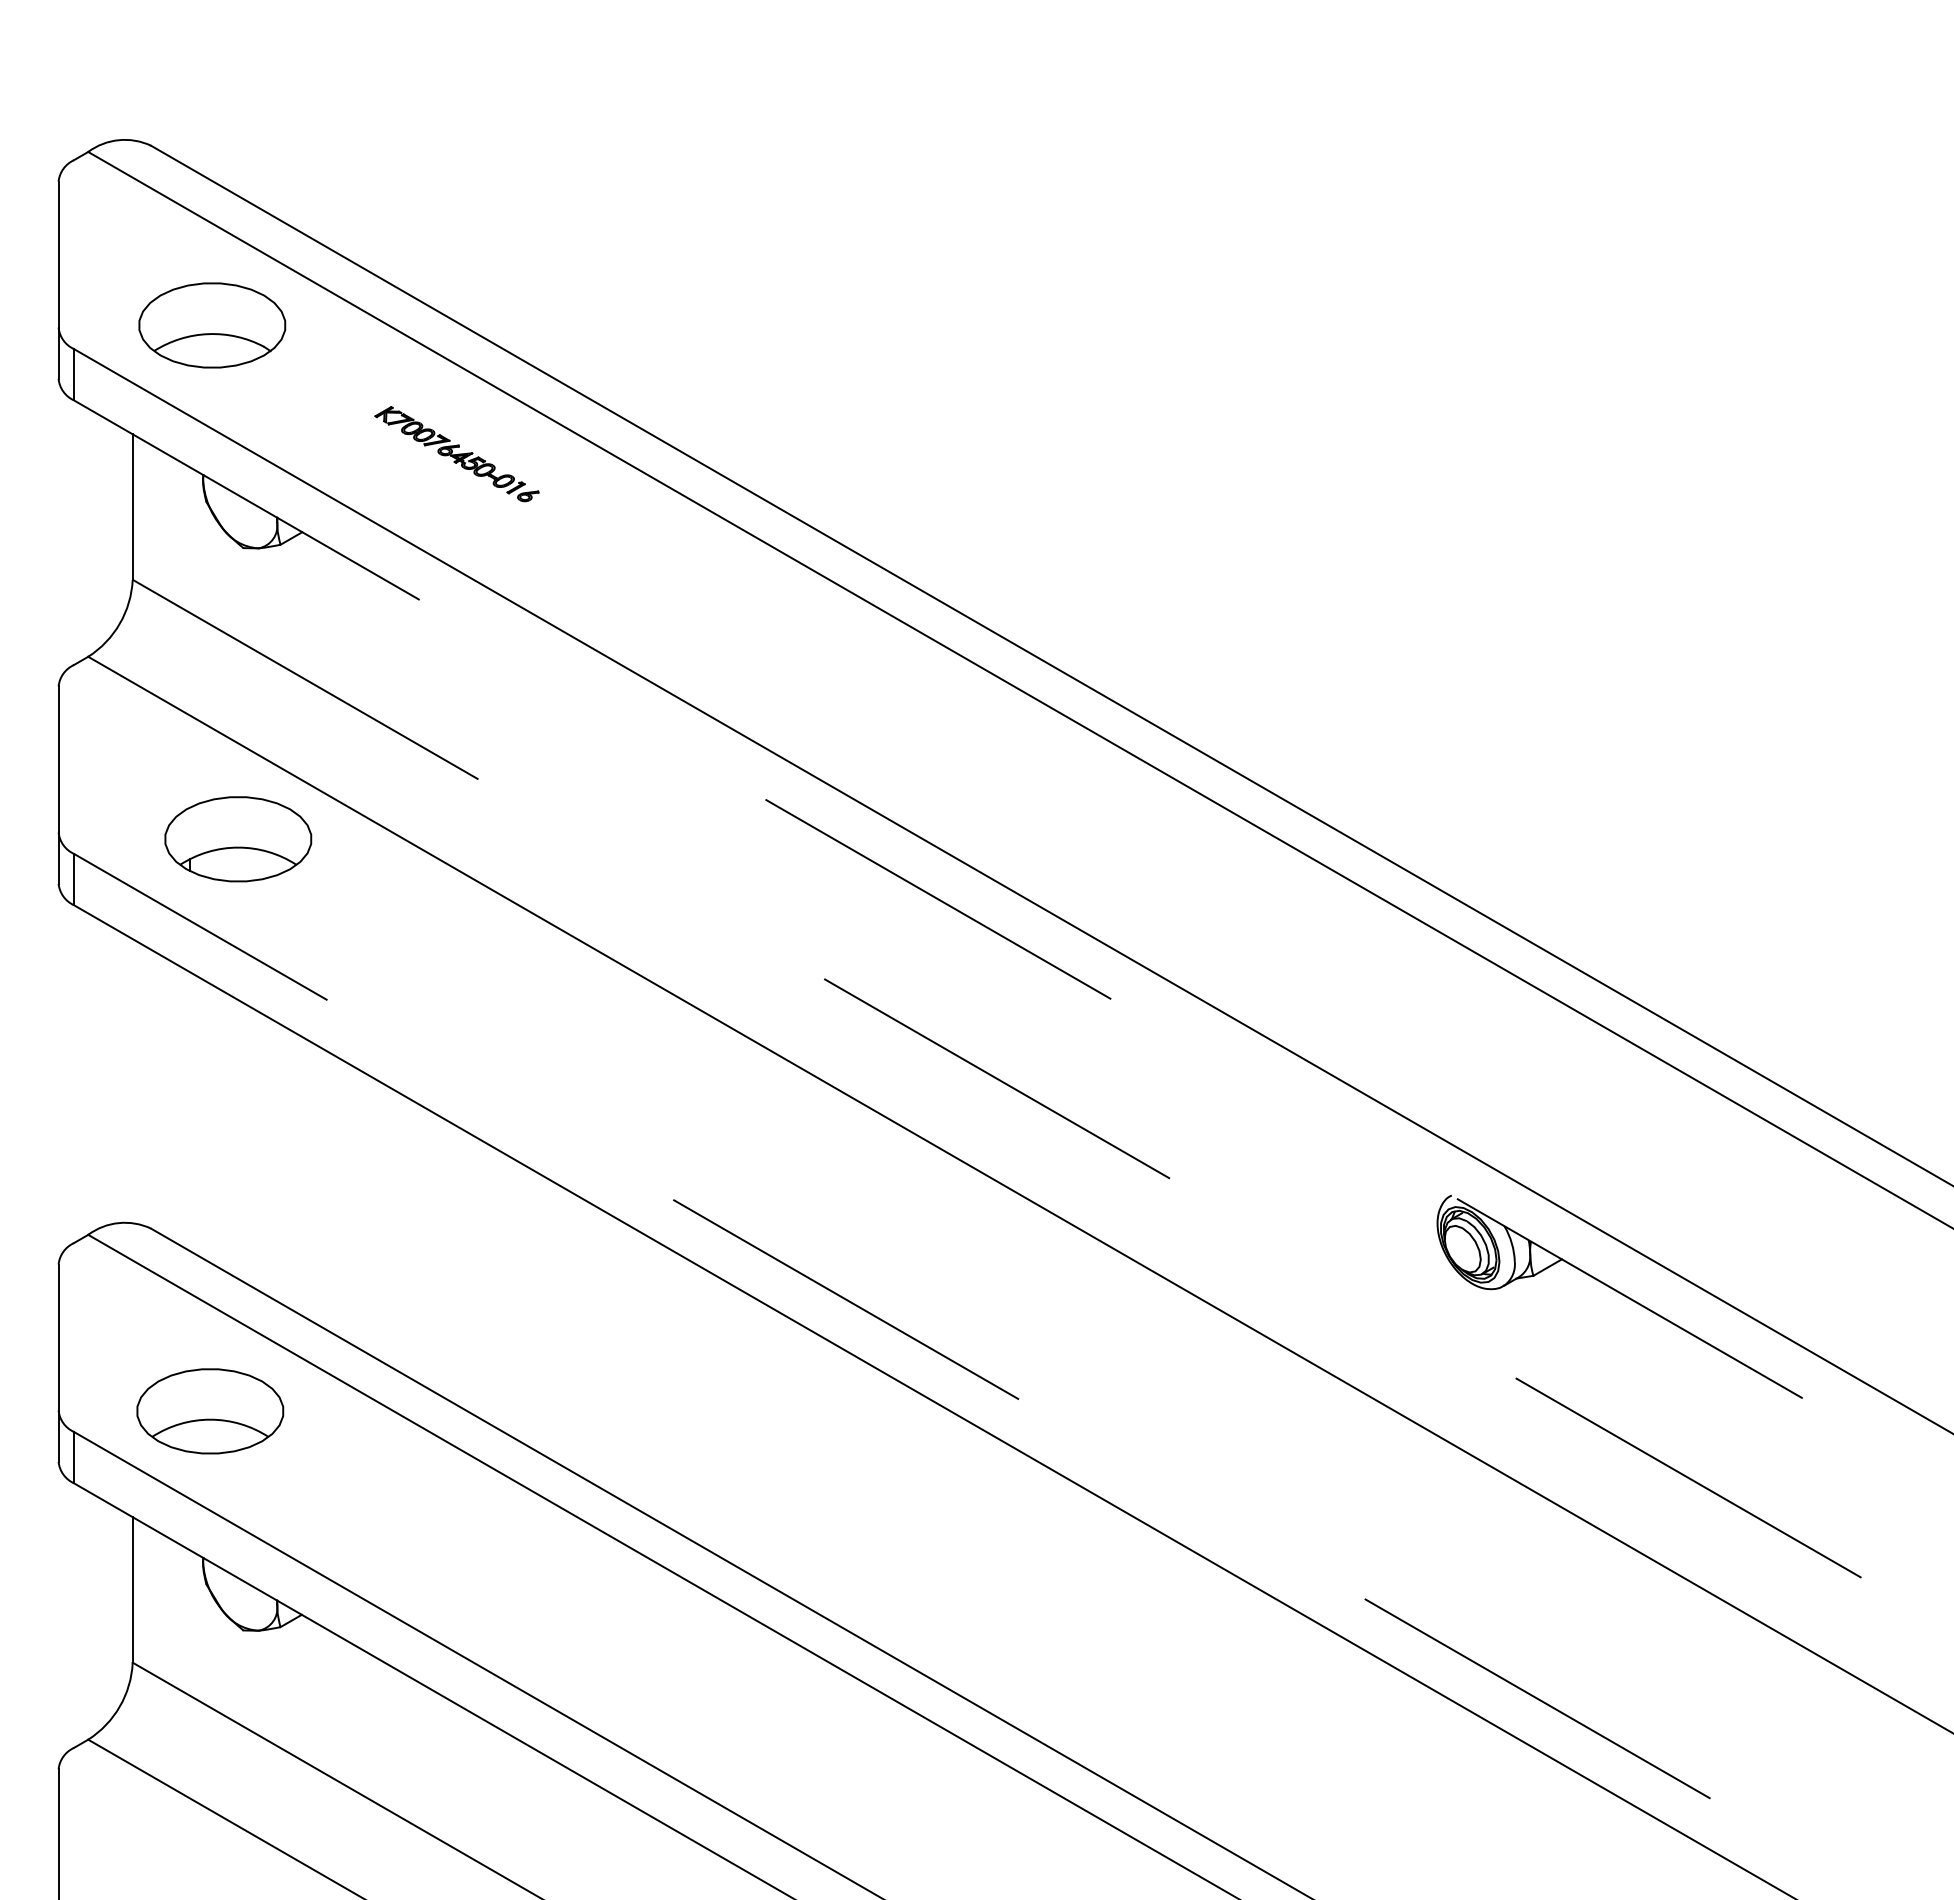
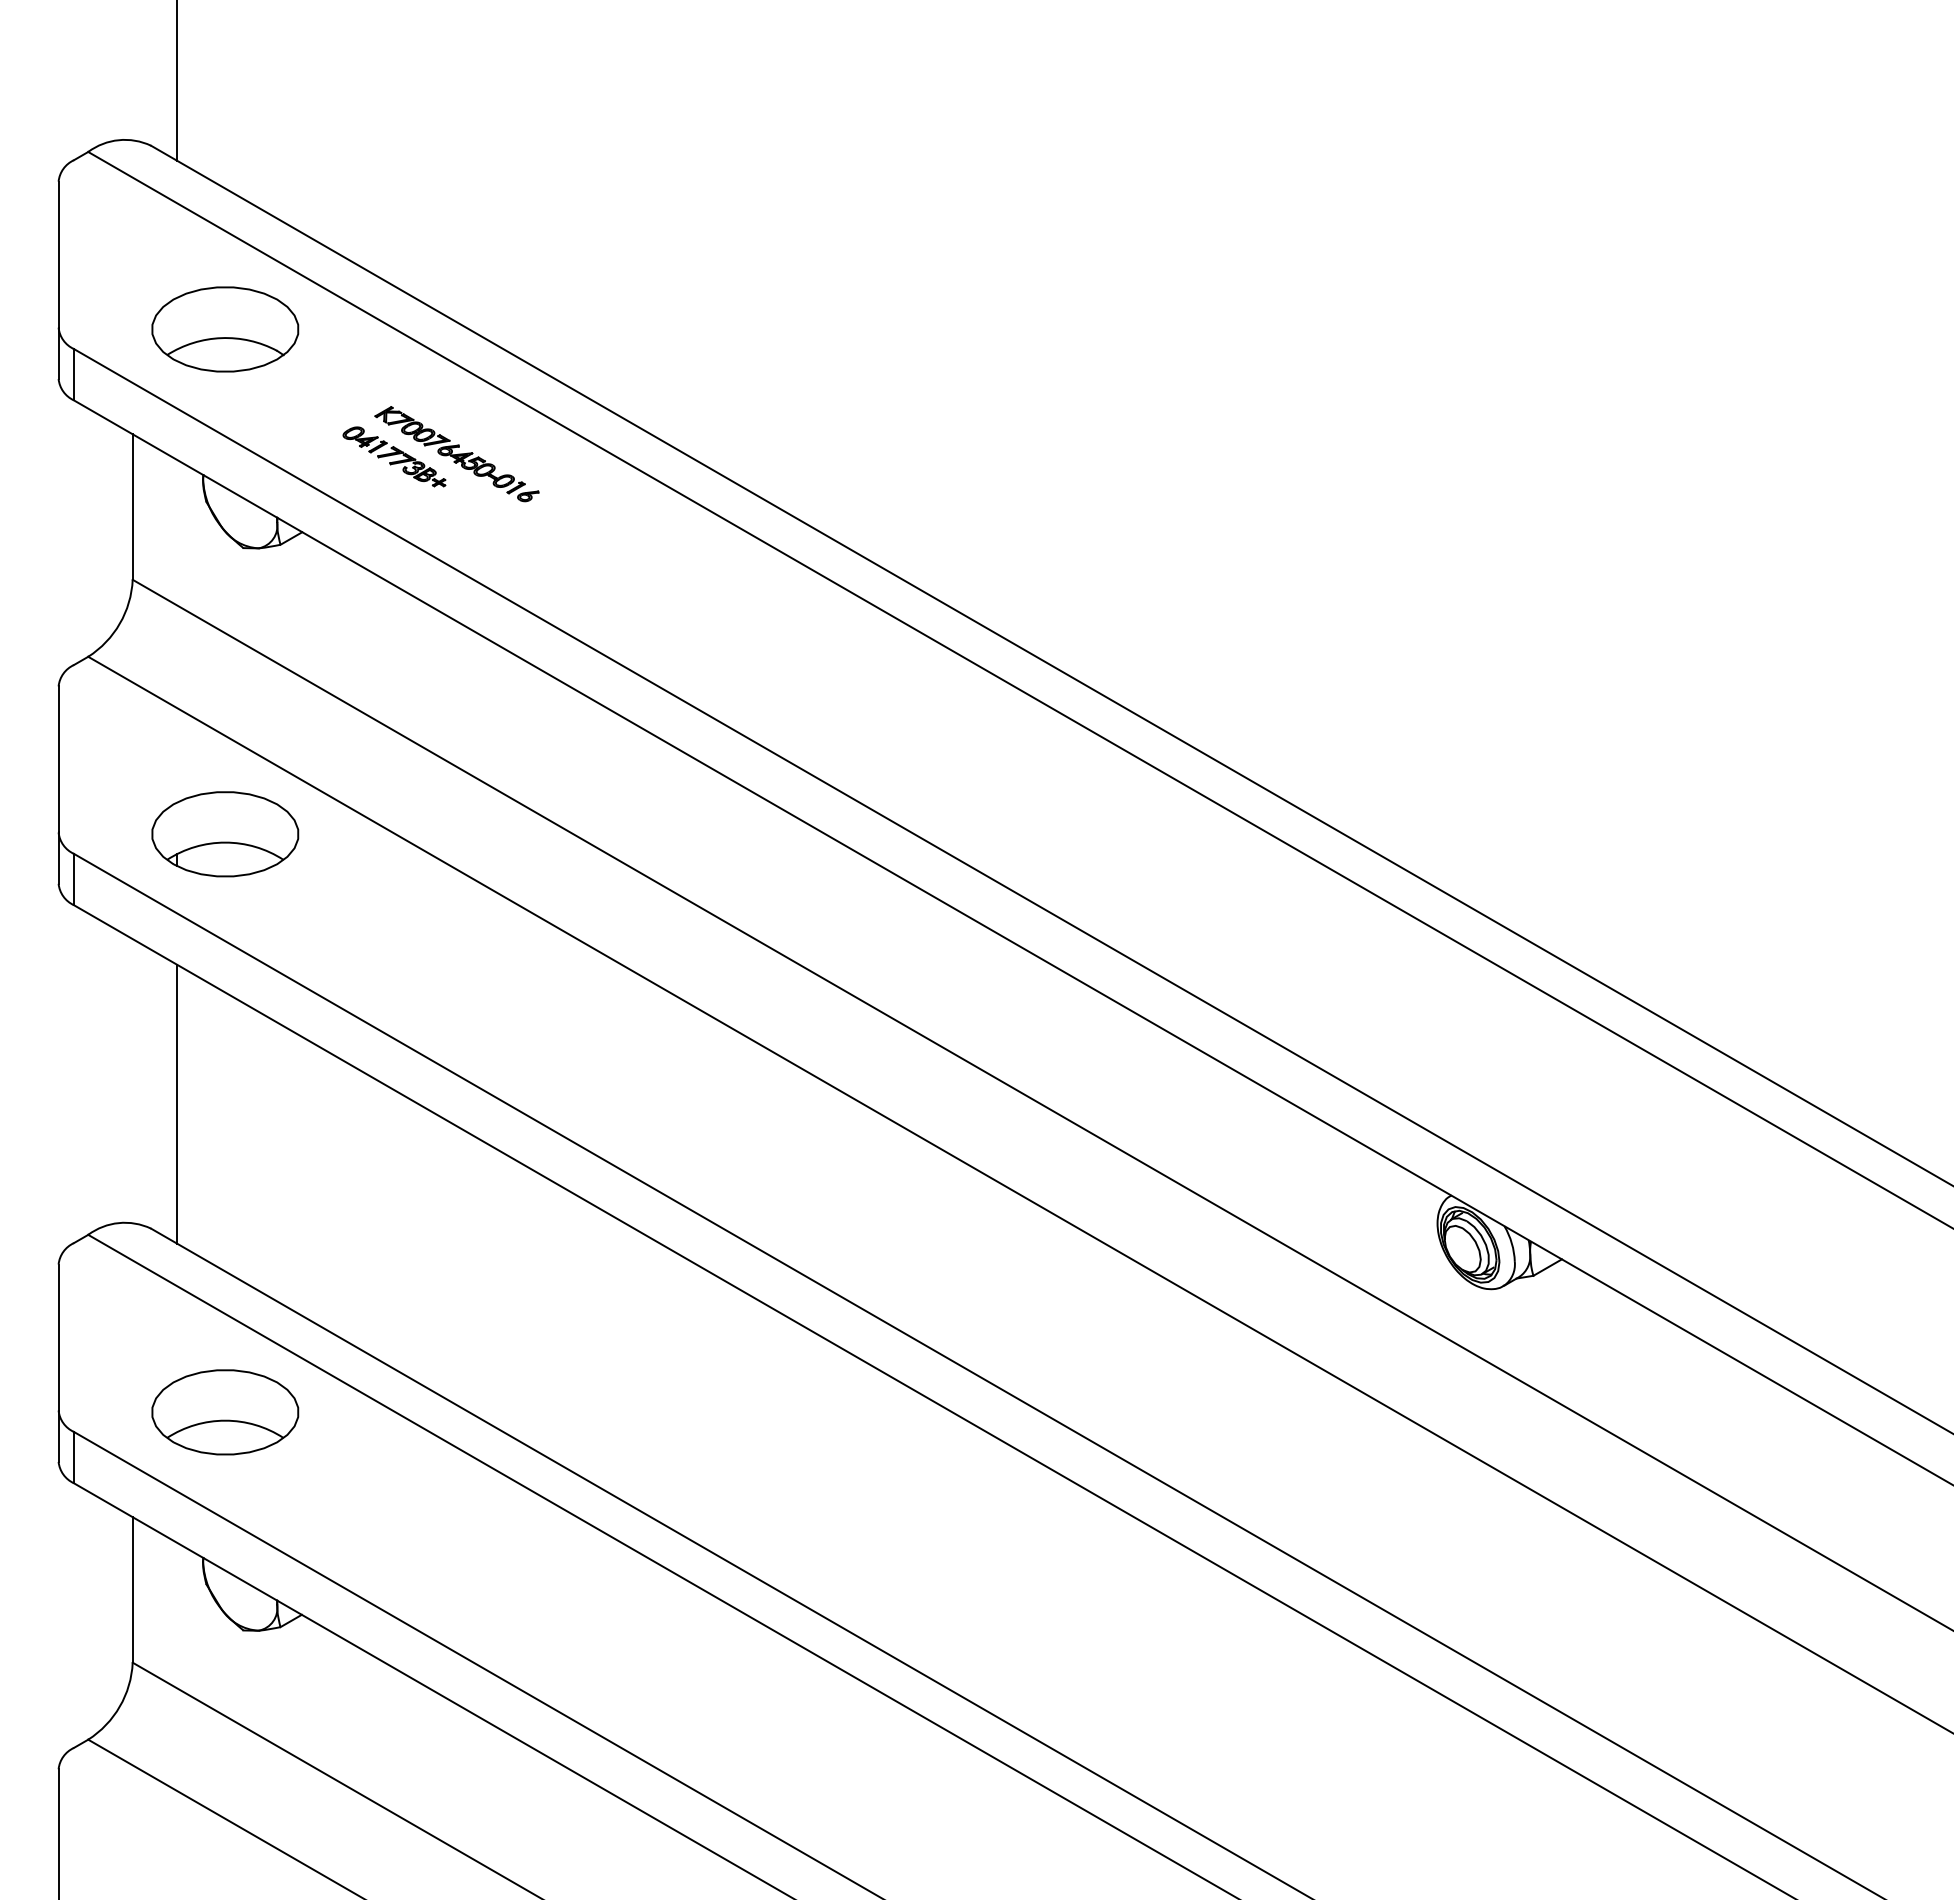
line: none -> present (177, 81)
part position: (212, 325) -> (225, 329) (225, 329)
part: none -> present (394, 456)
part position: (238, 839) -> (225, 834) (225, 834)
line: dashed -> solid (1014, 943)
line: none -> present (177, 1103)
line: dashed -> solid (1043, 1105)
line: dashed -> solid (979, 1376)
part position: (210, 1411) -> (225, 1412) (225, 1412)
